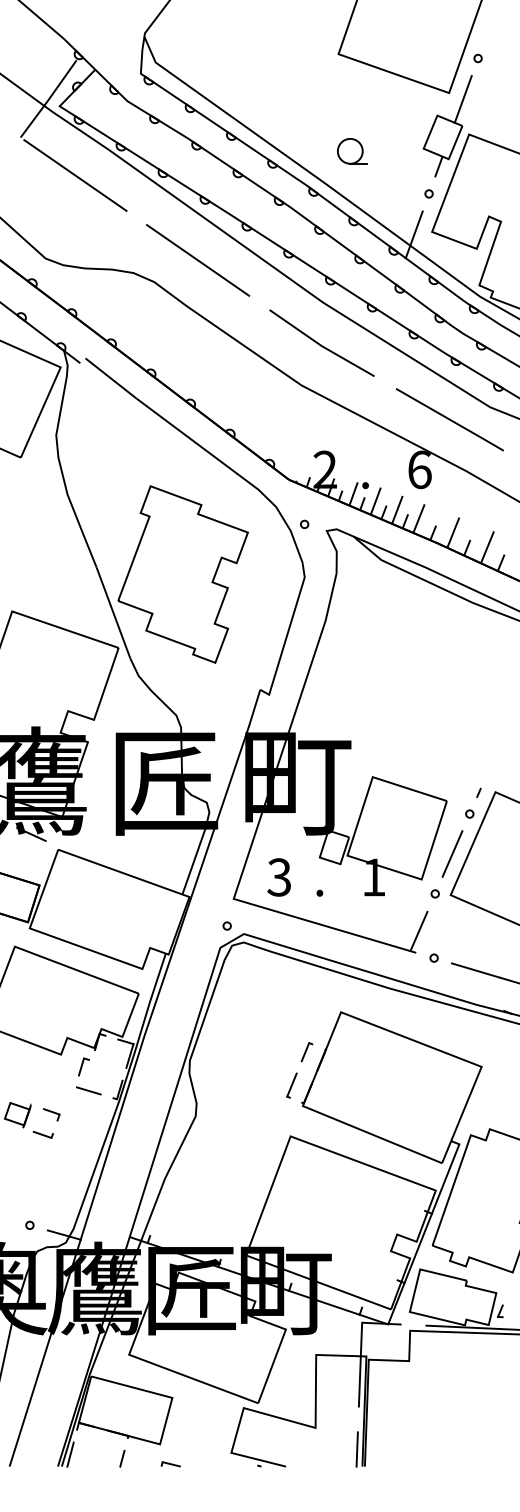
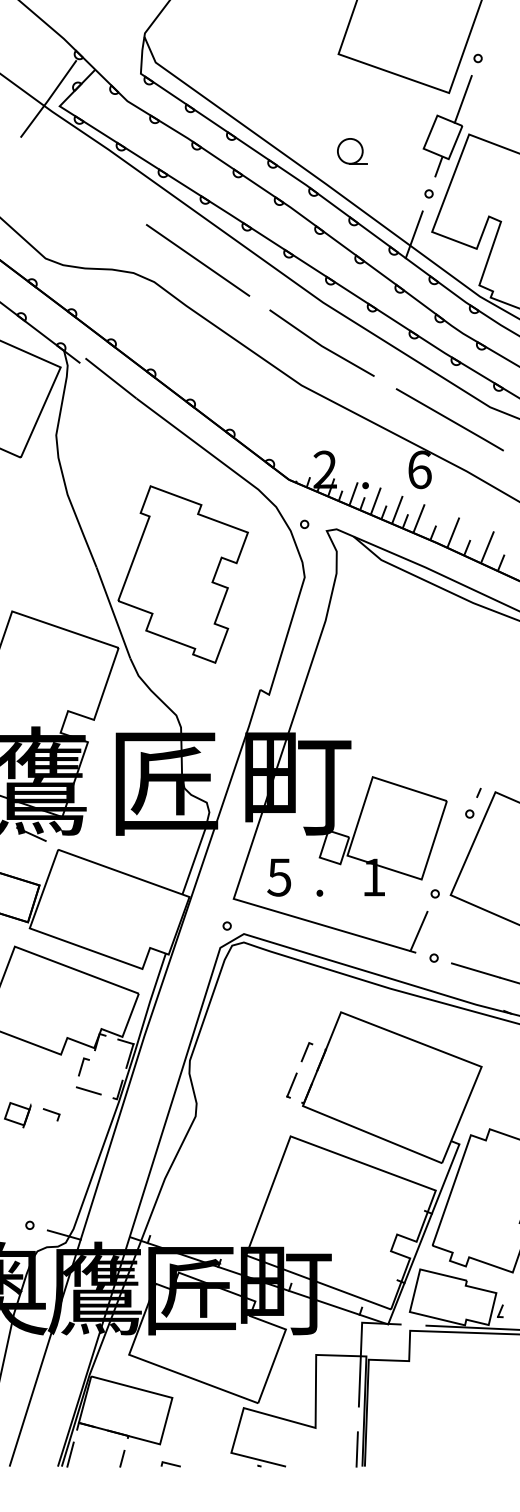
line: present -> none (75, 175)
line: present -> none (452, 853)
text: 3 -> 5 (279, 877)
line: present -> none (42, 1134)
